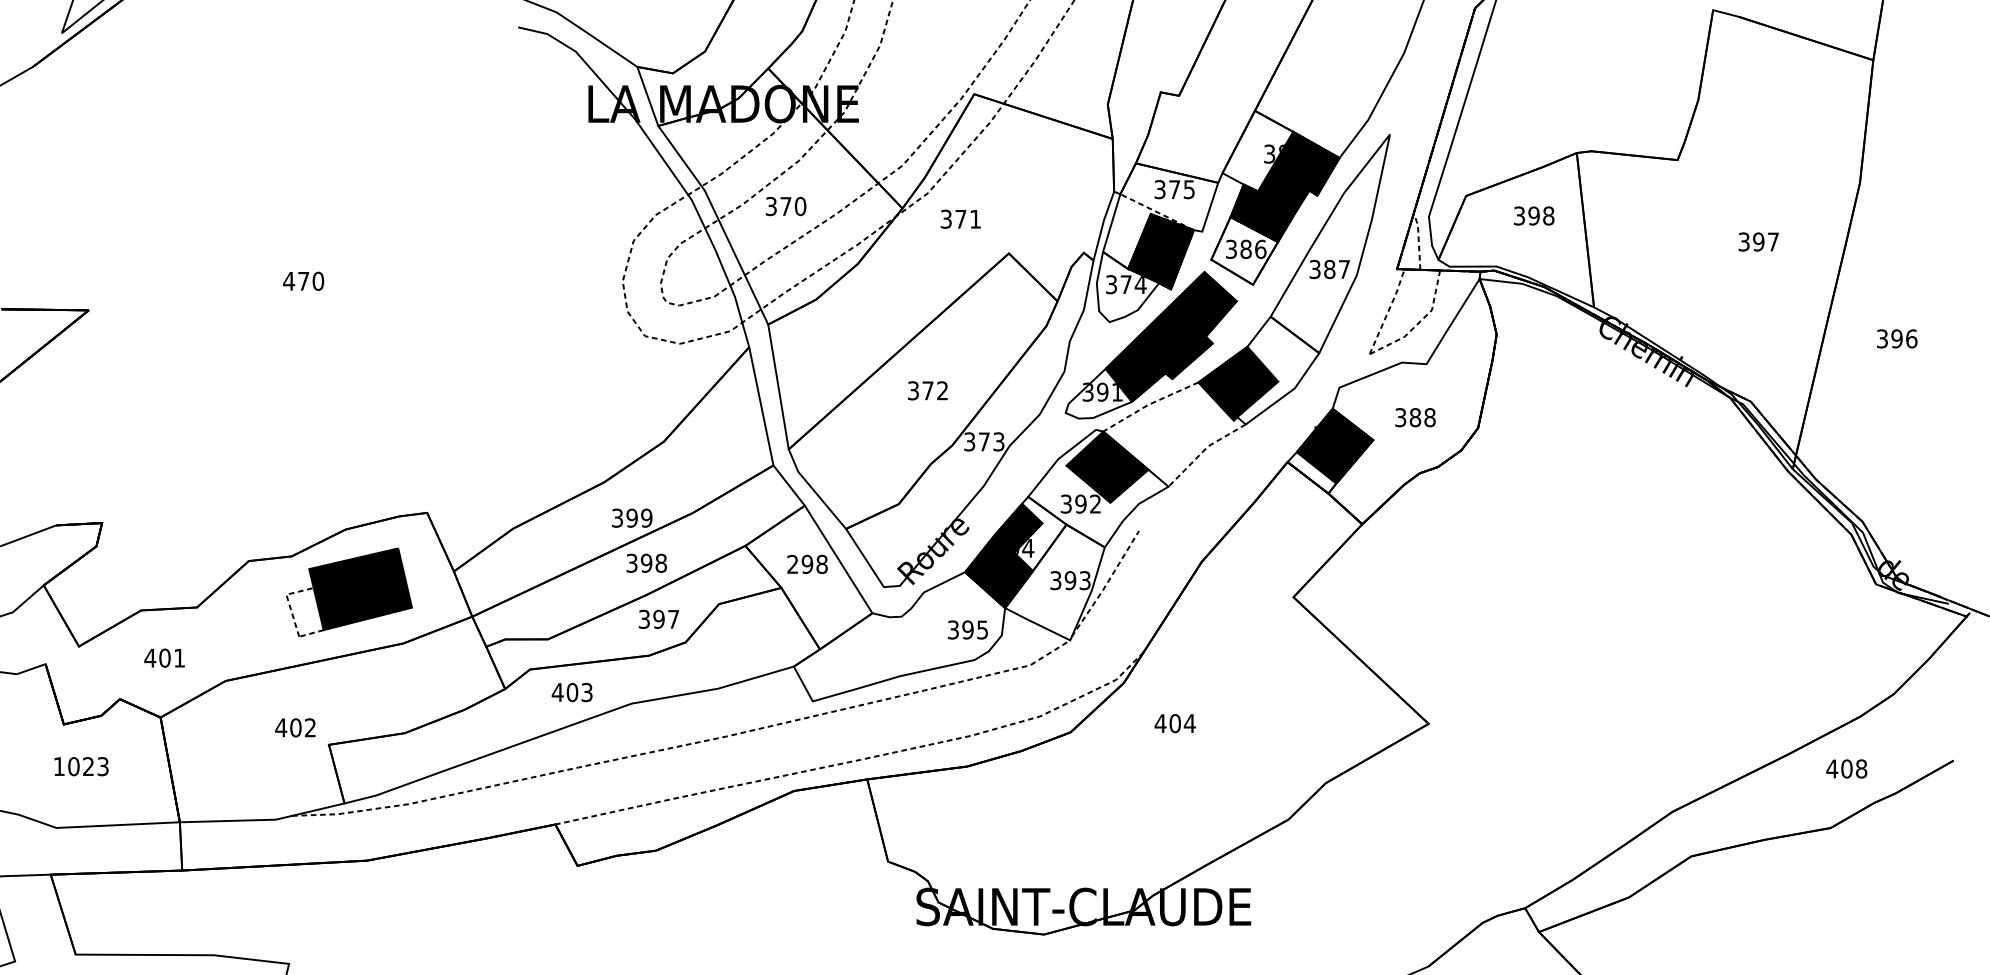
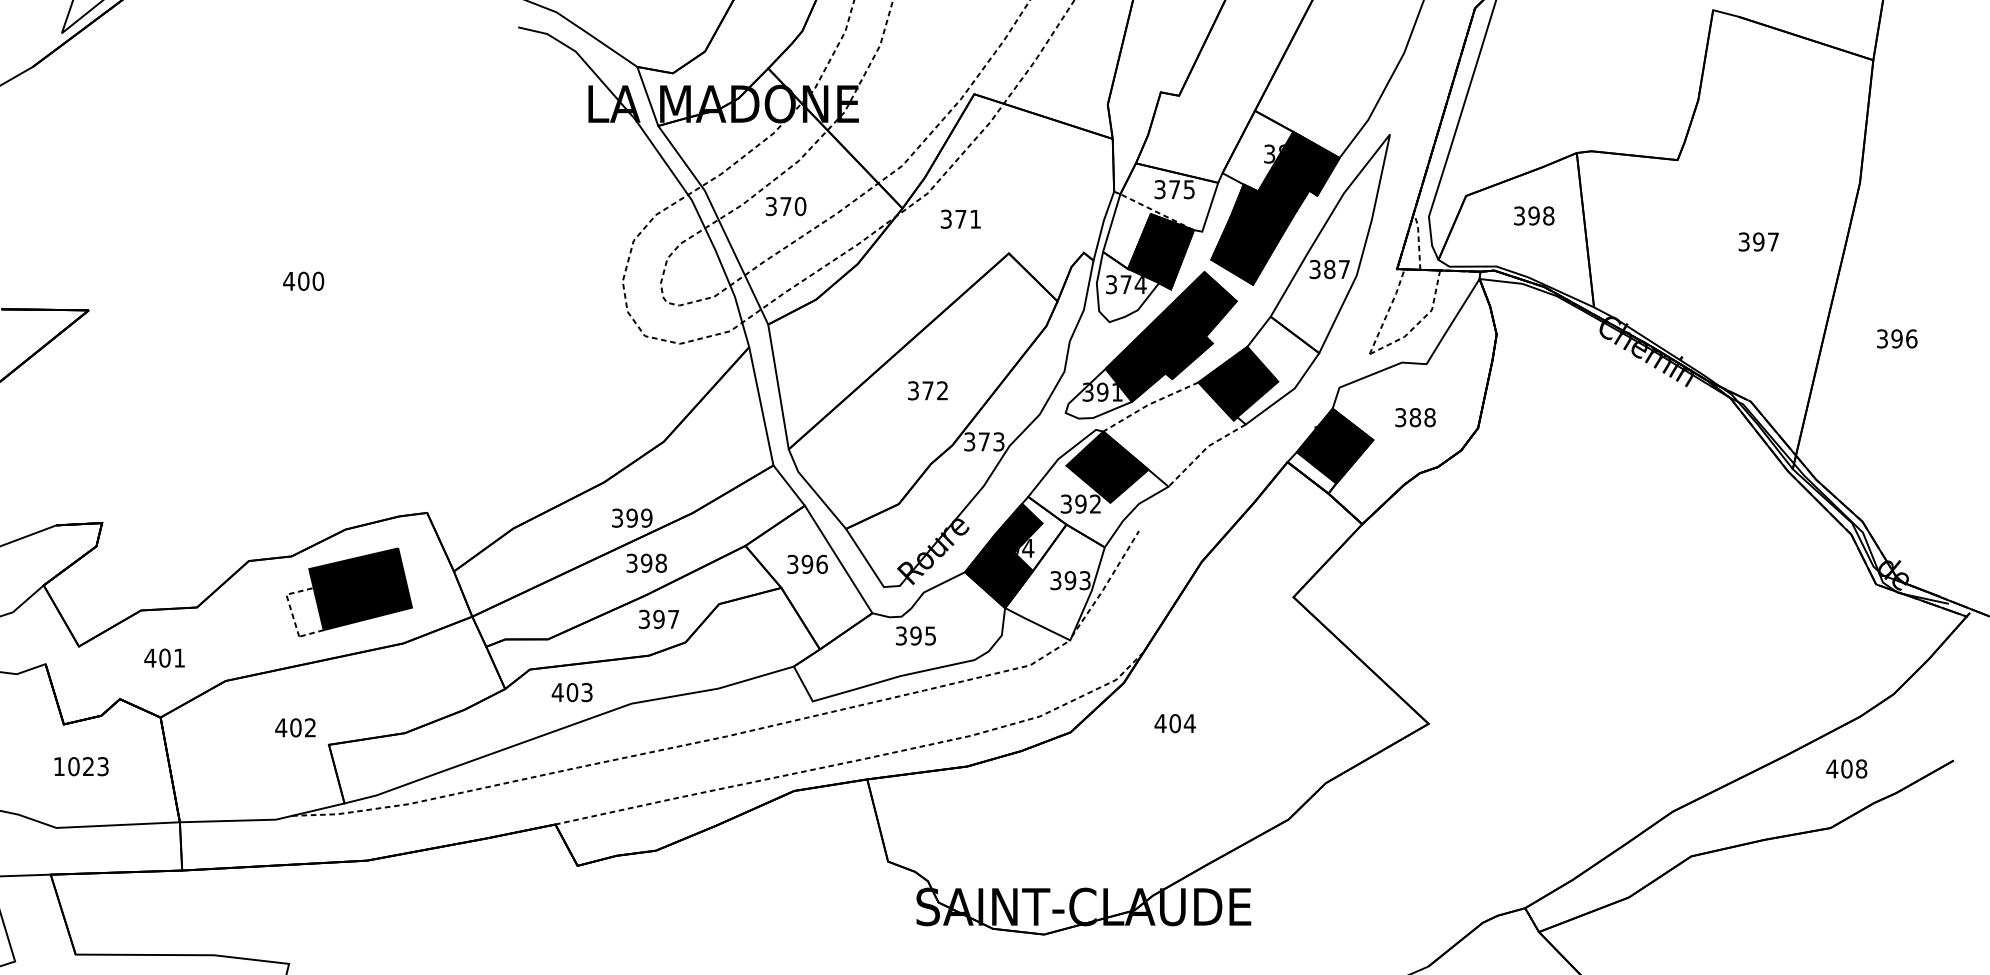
fill: none -> present (1244, 250)
text: 470 -> 400 (303, 280)
text: 298 -> 396 (807, 563)
text position: (967, 629) -> (915, 635) (915, 635)
